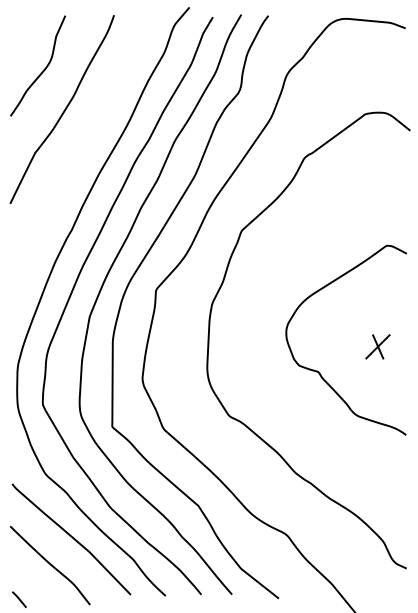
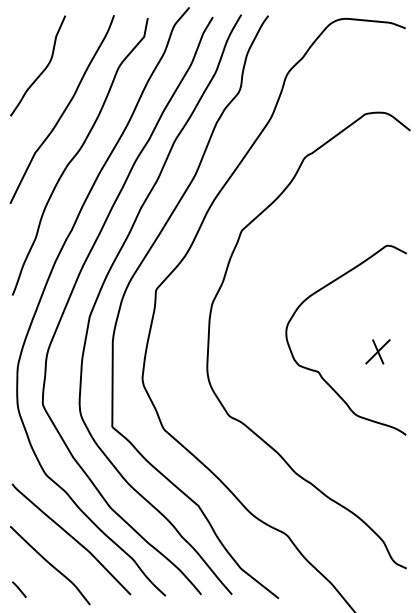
curve: none -> present (78, 153)
part position: (377, 346) -> (377, 351) (377, 351)
line position: (19, 599) -> (19, 589) (19, 589)
